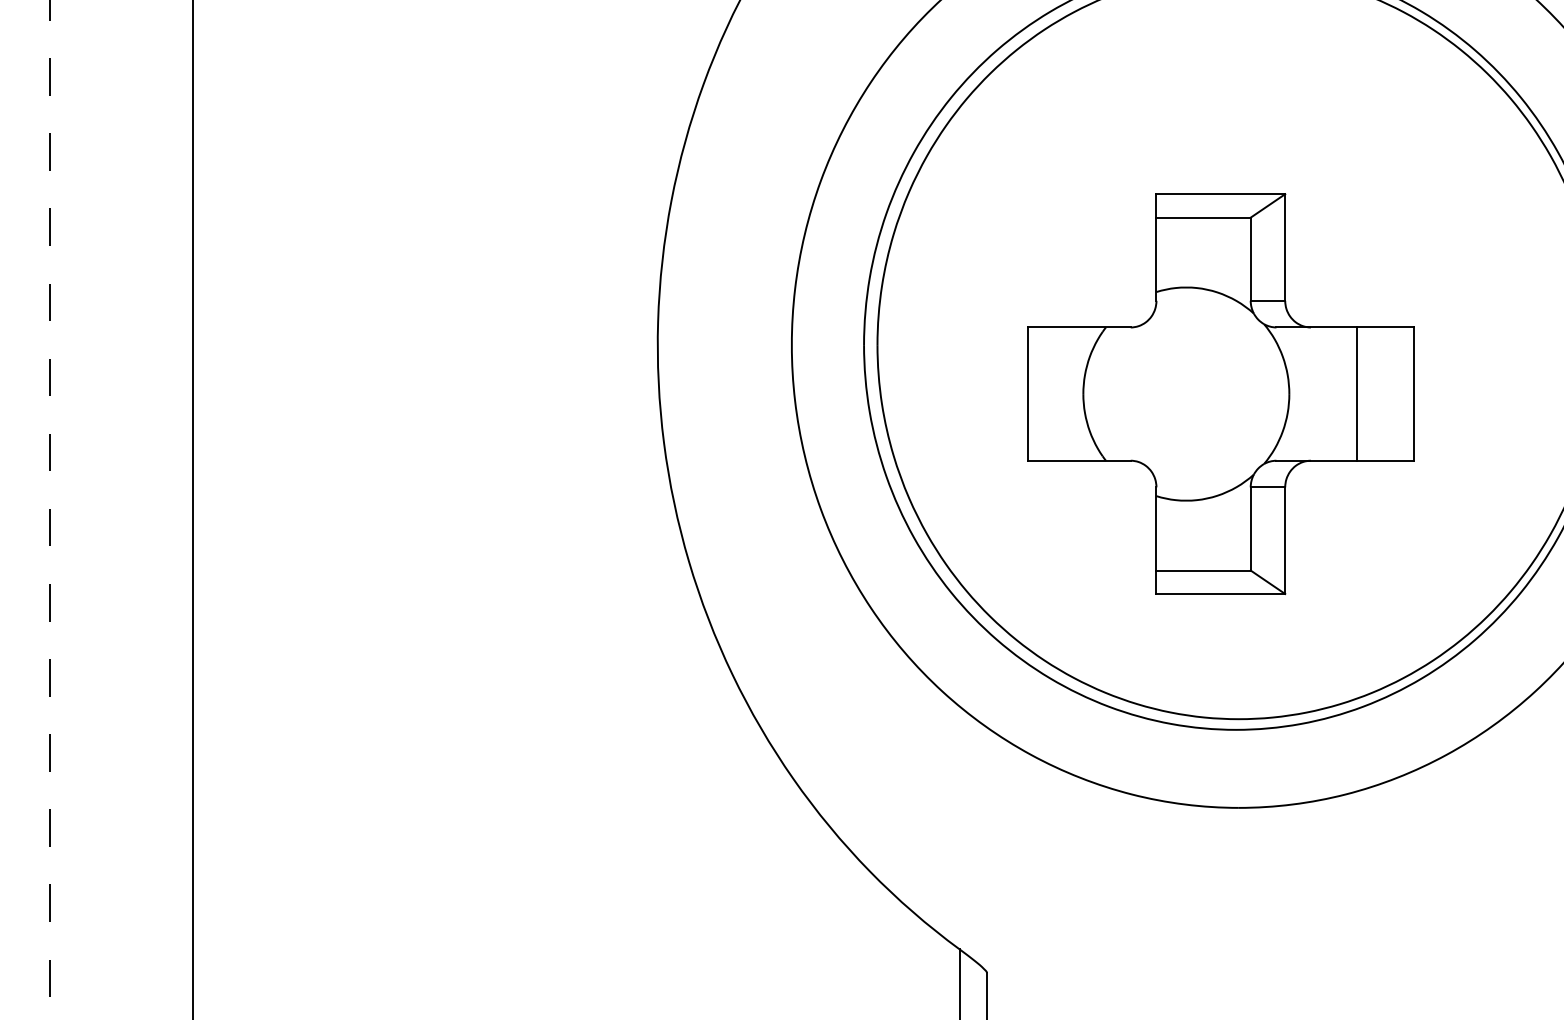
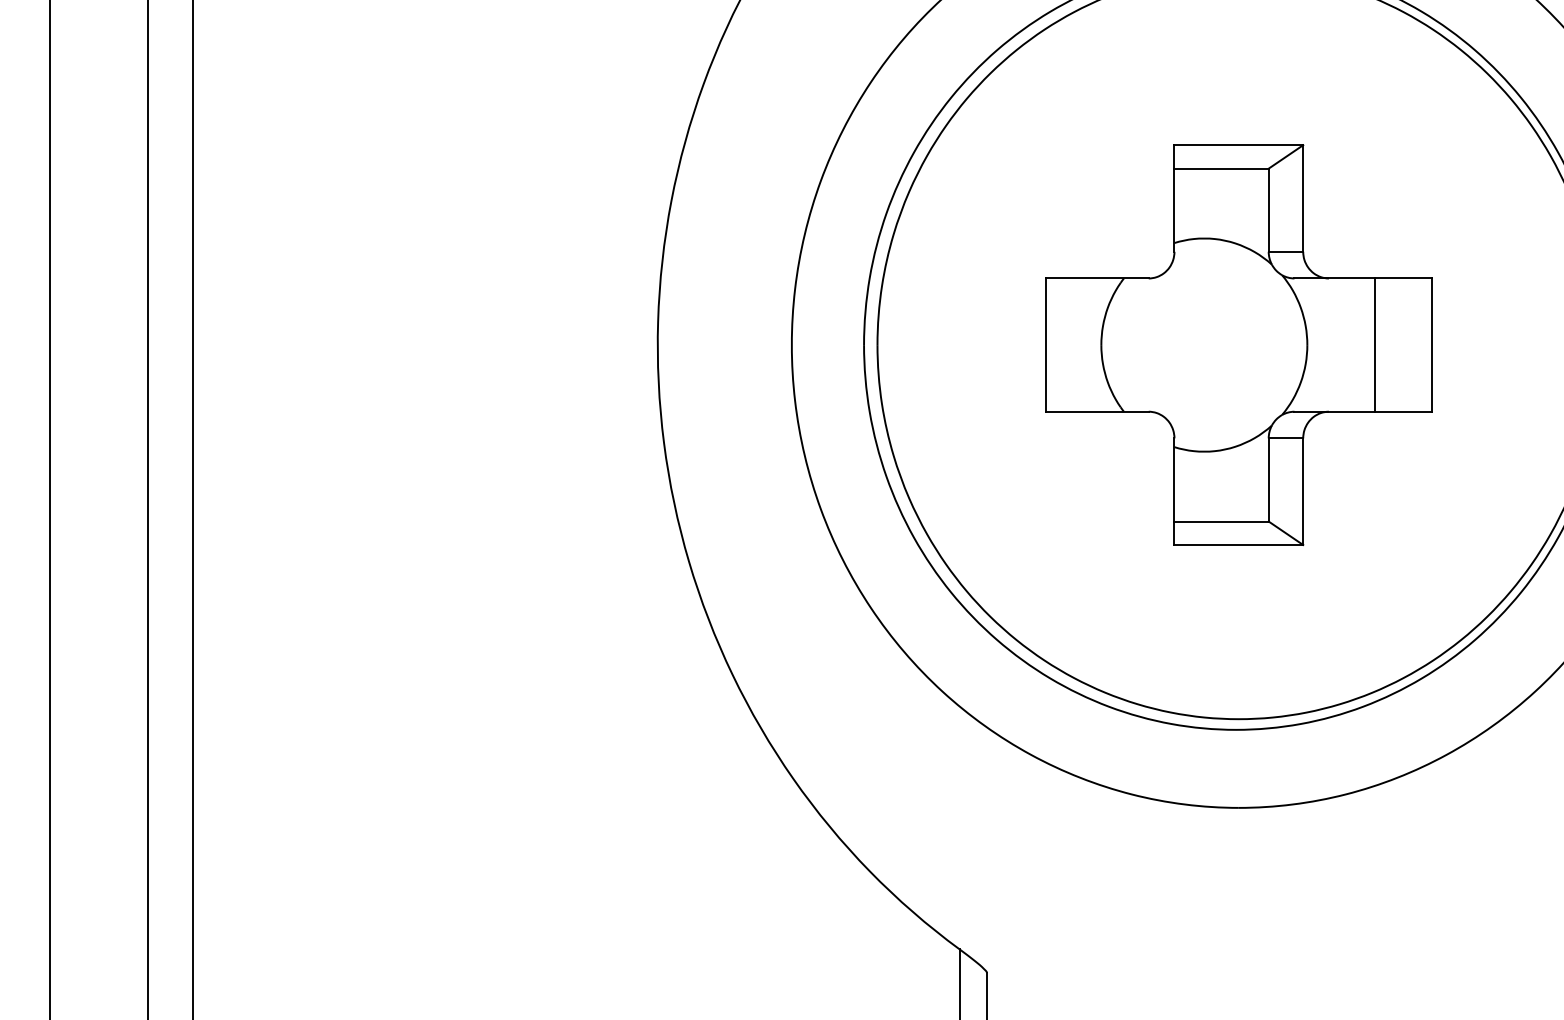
part position: (1220, 394) -> (1238, 345) (1238, 345)
line: none -> present (147, 509)
line: dashed -> solid (49, 510)
